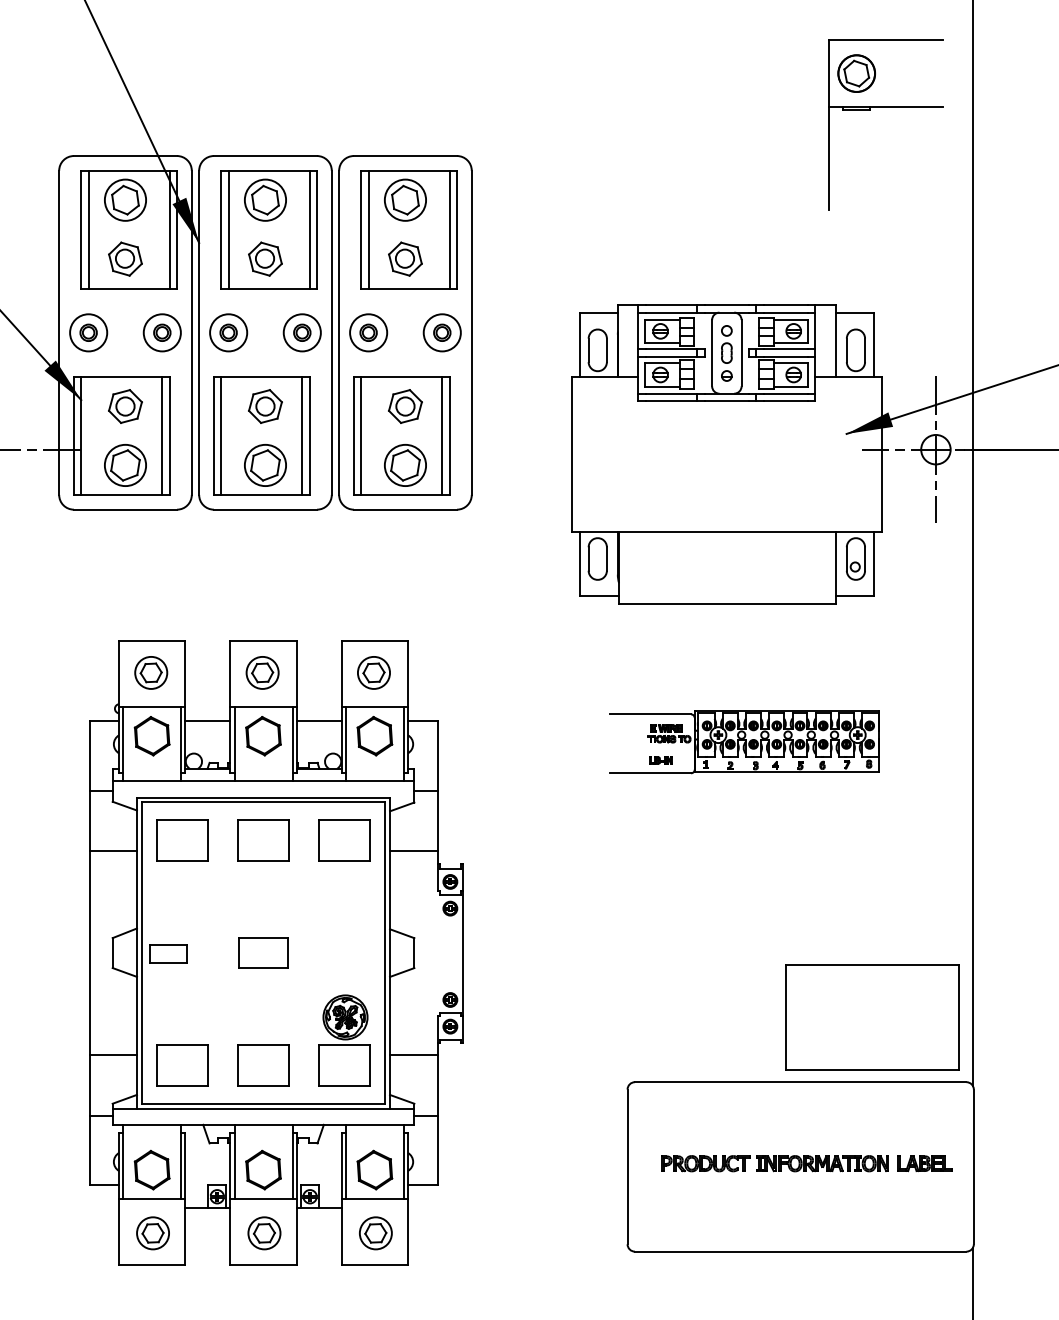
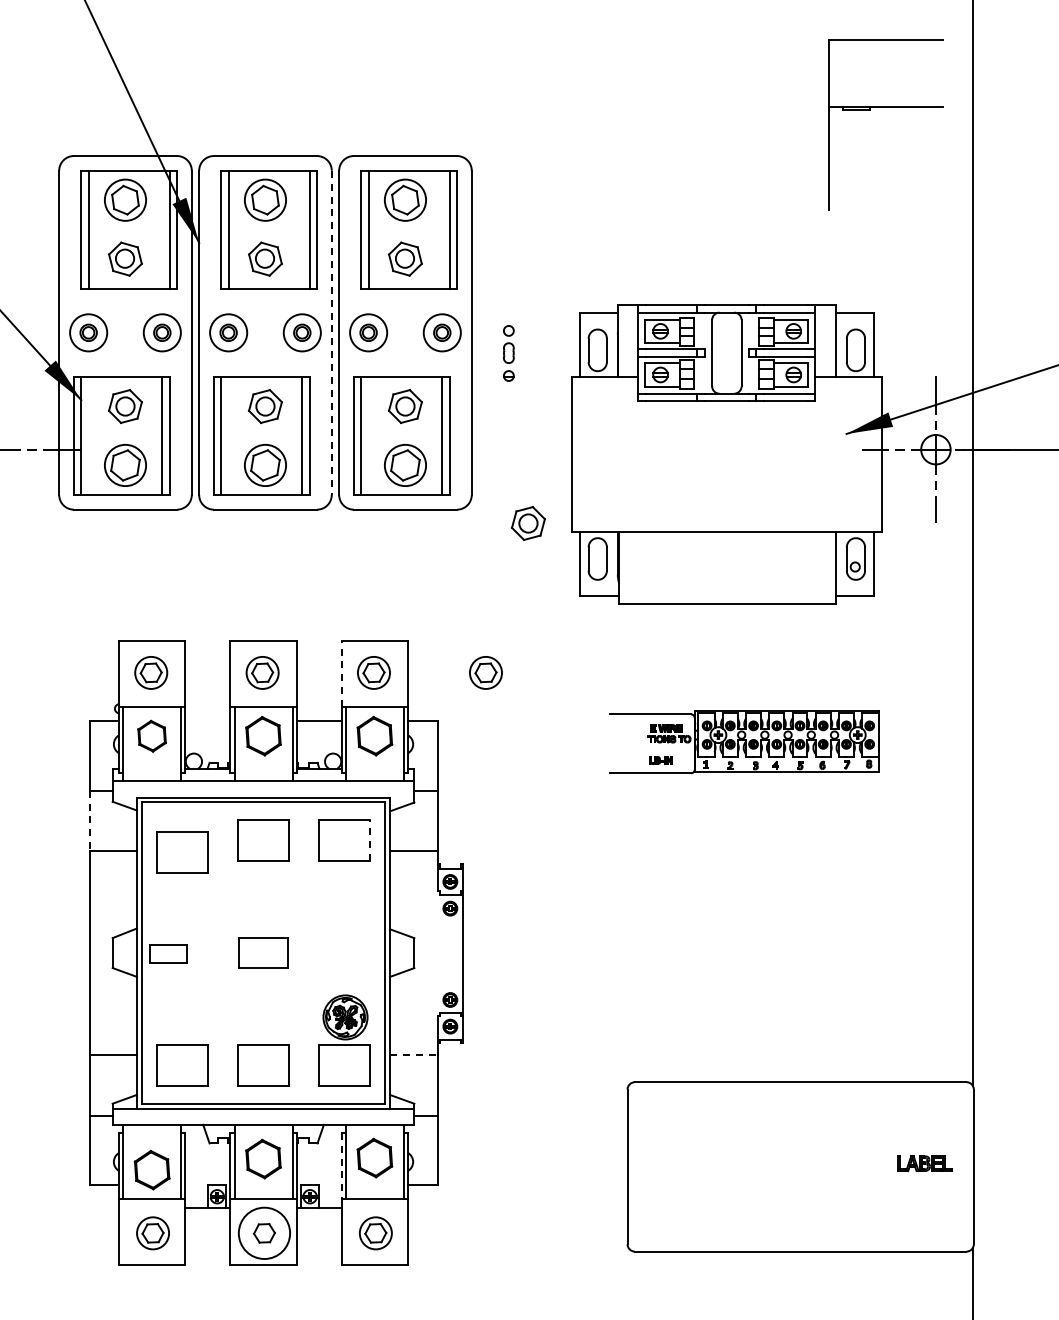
part: present -> none (856, 73)
line: solid -> dashed (331, 333)
part position: (726, 353) -> (508, 353) (508, 353)
part: none -> present (528, 523)
part: none -> present (485, 672)
line: solid -> dashed (341, 673)
line: present -> none (207, 721)
part size: 38x41 px -> 30x34 px (151, 735)
line: solid -> dashed (89, 821)
part position: (182, 840) -> (182, 852) (182, 852)
line: solid -> dashed (370, 840)
part: present -> none (872, 1017)
line: solid -> dashed (413, 1055)
part: present -> none (774, 1163)
line: solid -> dashed (341, 1166)
part position: (263, 1169) -> (263, 1158) (263, 1158)
part position: (374, 1169) -> (374, 1157) (374, 1157)
circle diameter: 32 px -> 51 px (264, 1233)
